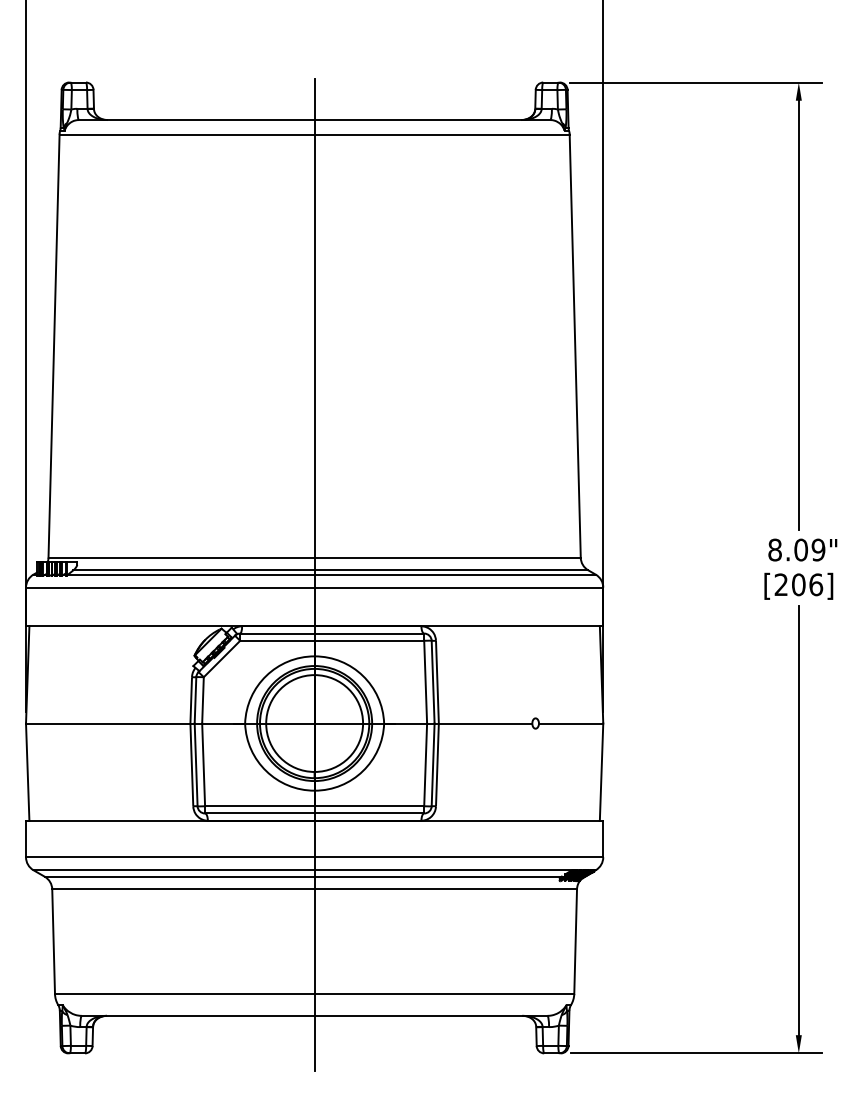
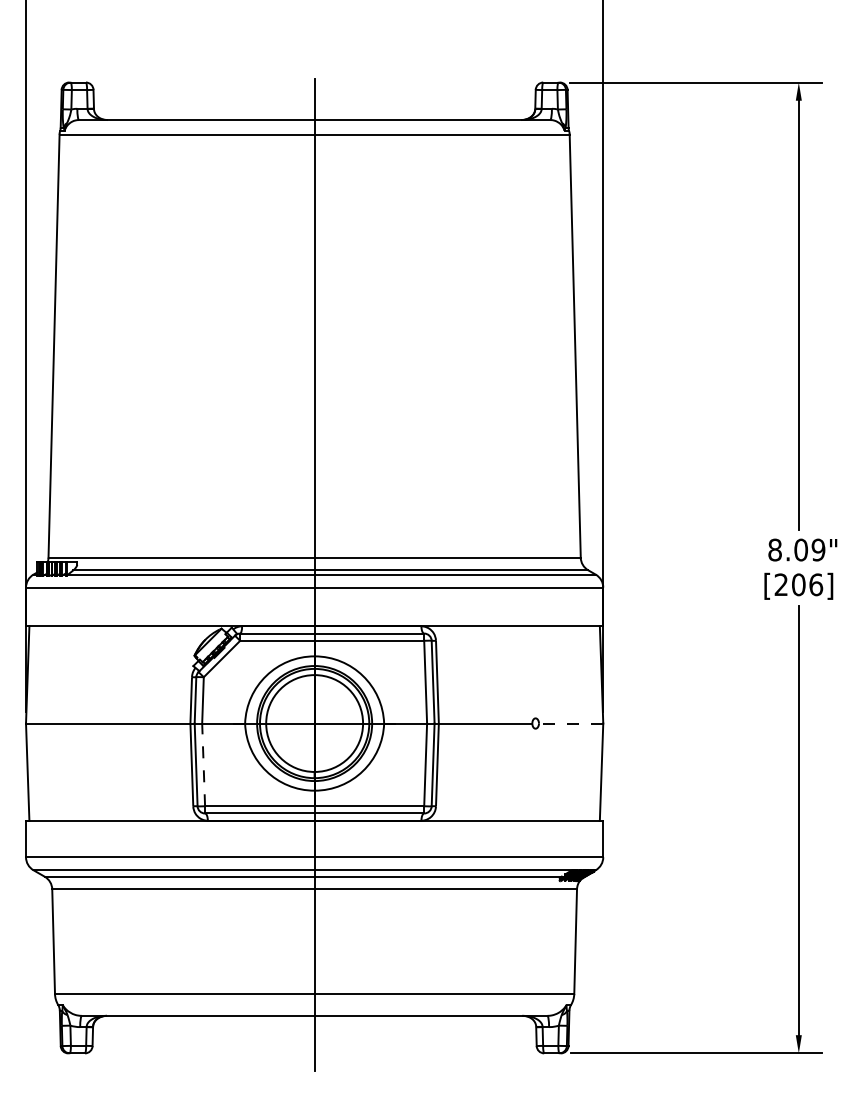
line: solid -> dashed (570, 723)
line: solid -> dashed (203, 764)
